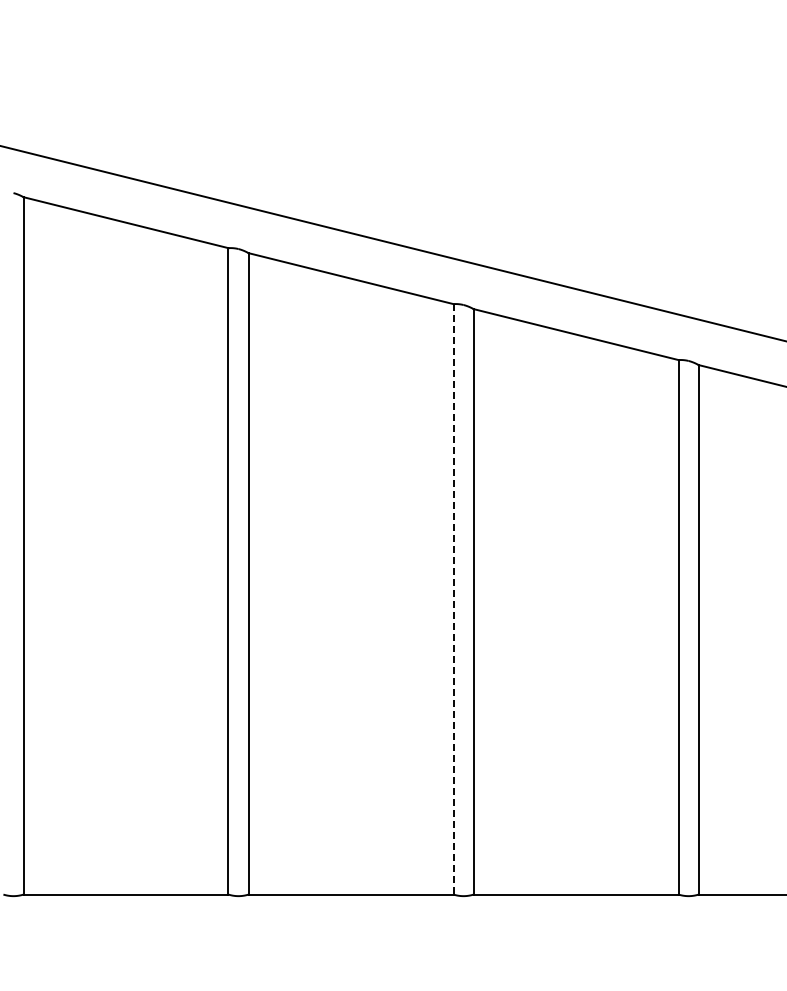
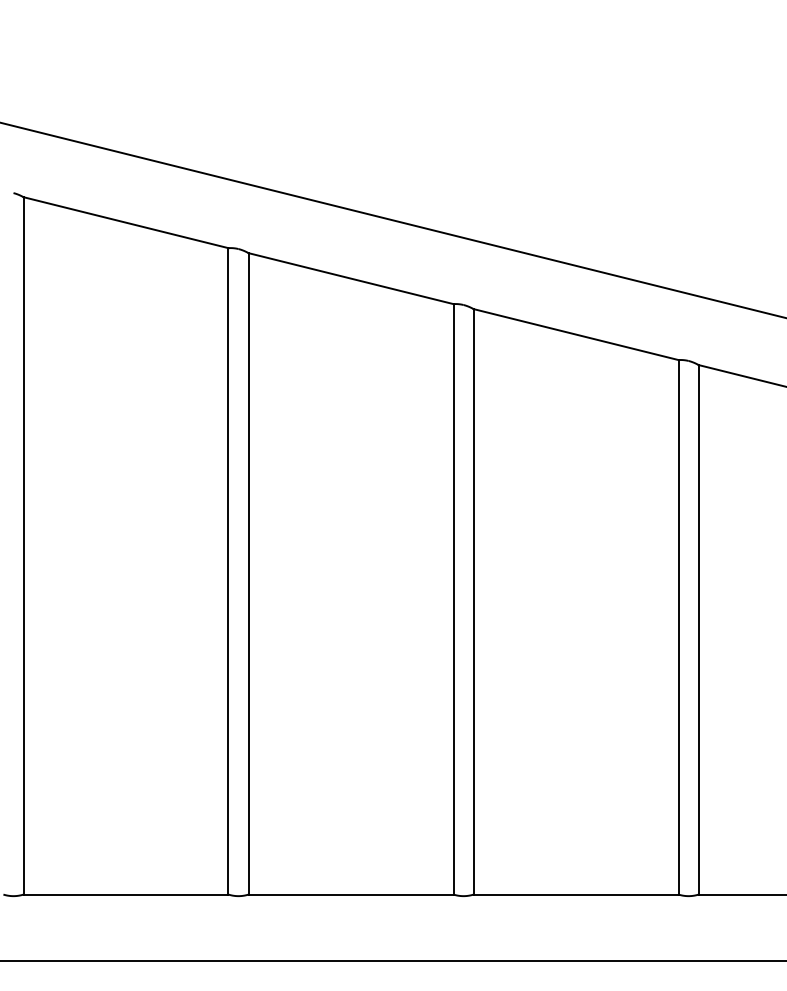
line position: (392, 243) -> (392, 220) (392, 220)
line: dashed -> solid (453, 599)
line: none -> present (392, 961)
